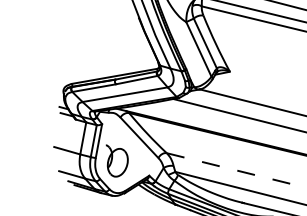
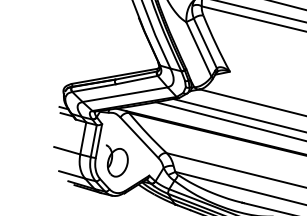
line: none -> present (229, 121)
line: dashed -> solid (236, 170)
